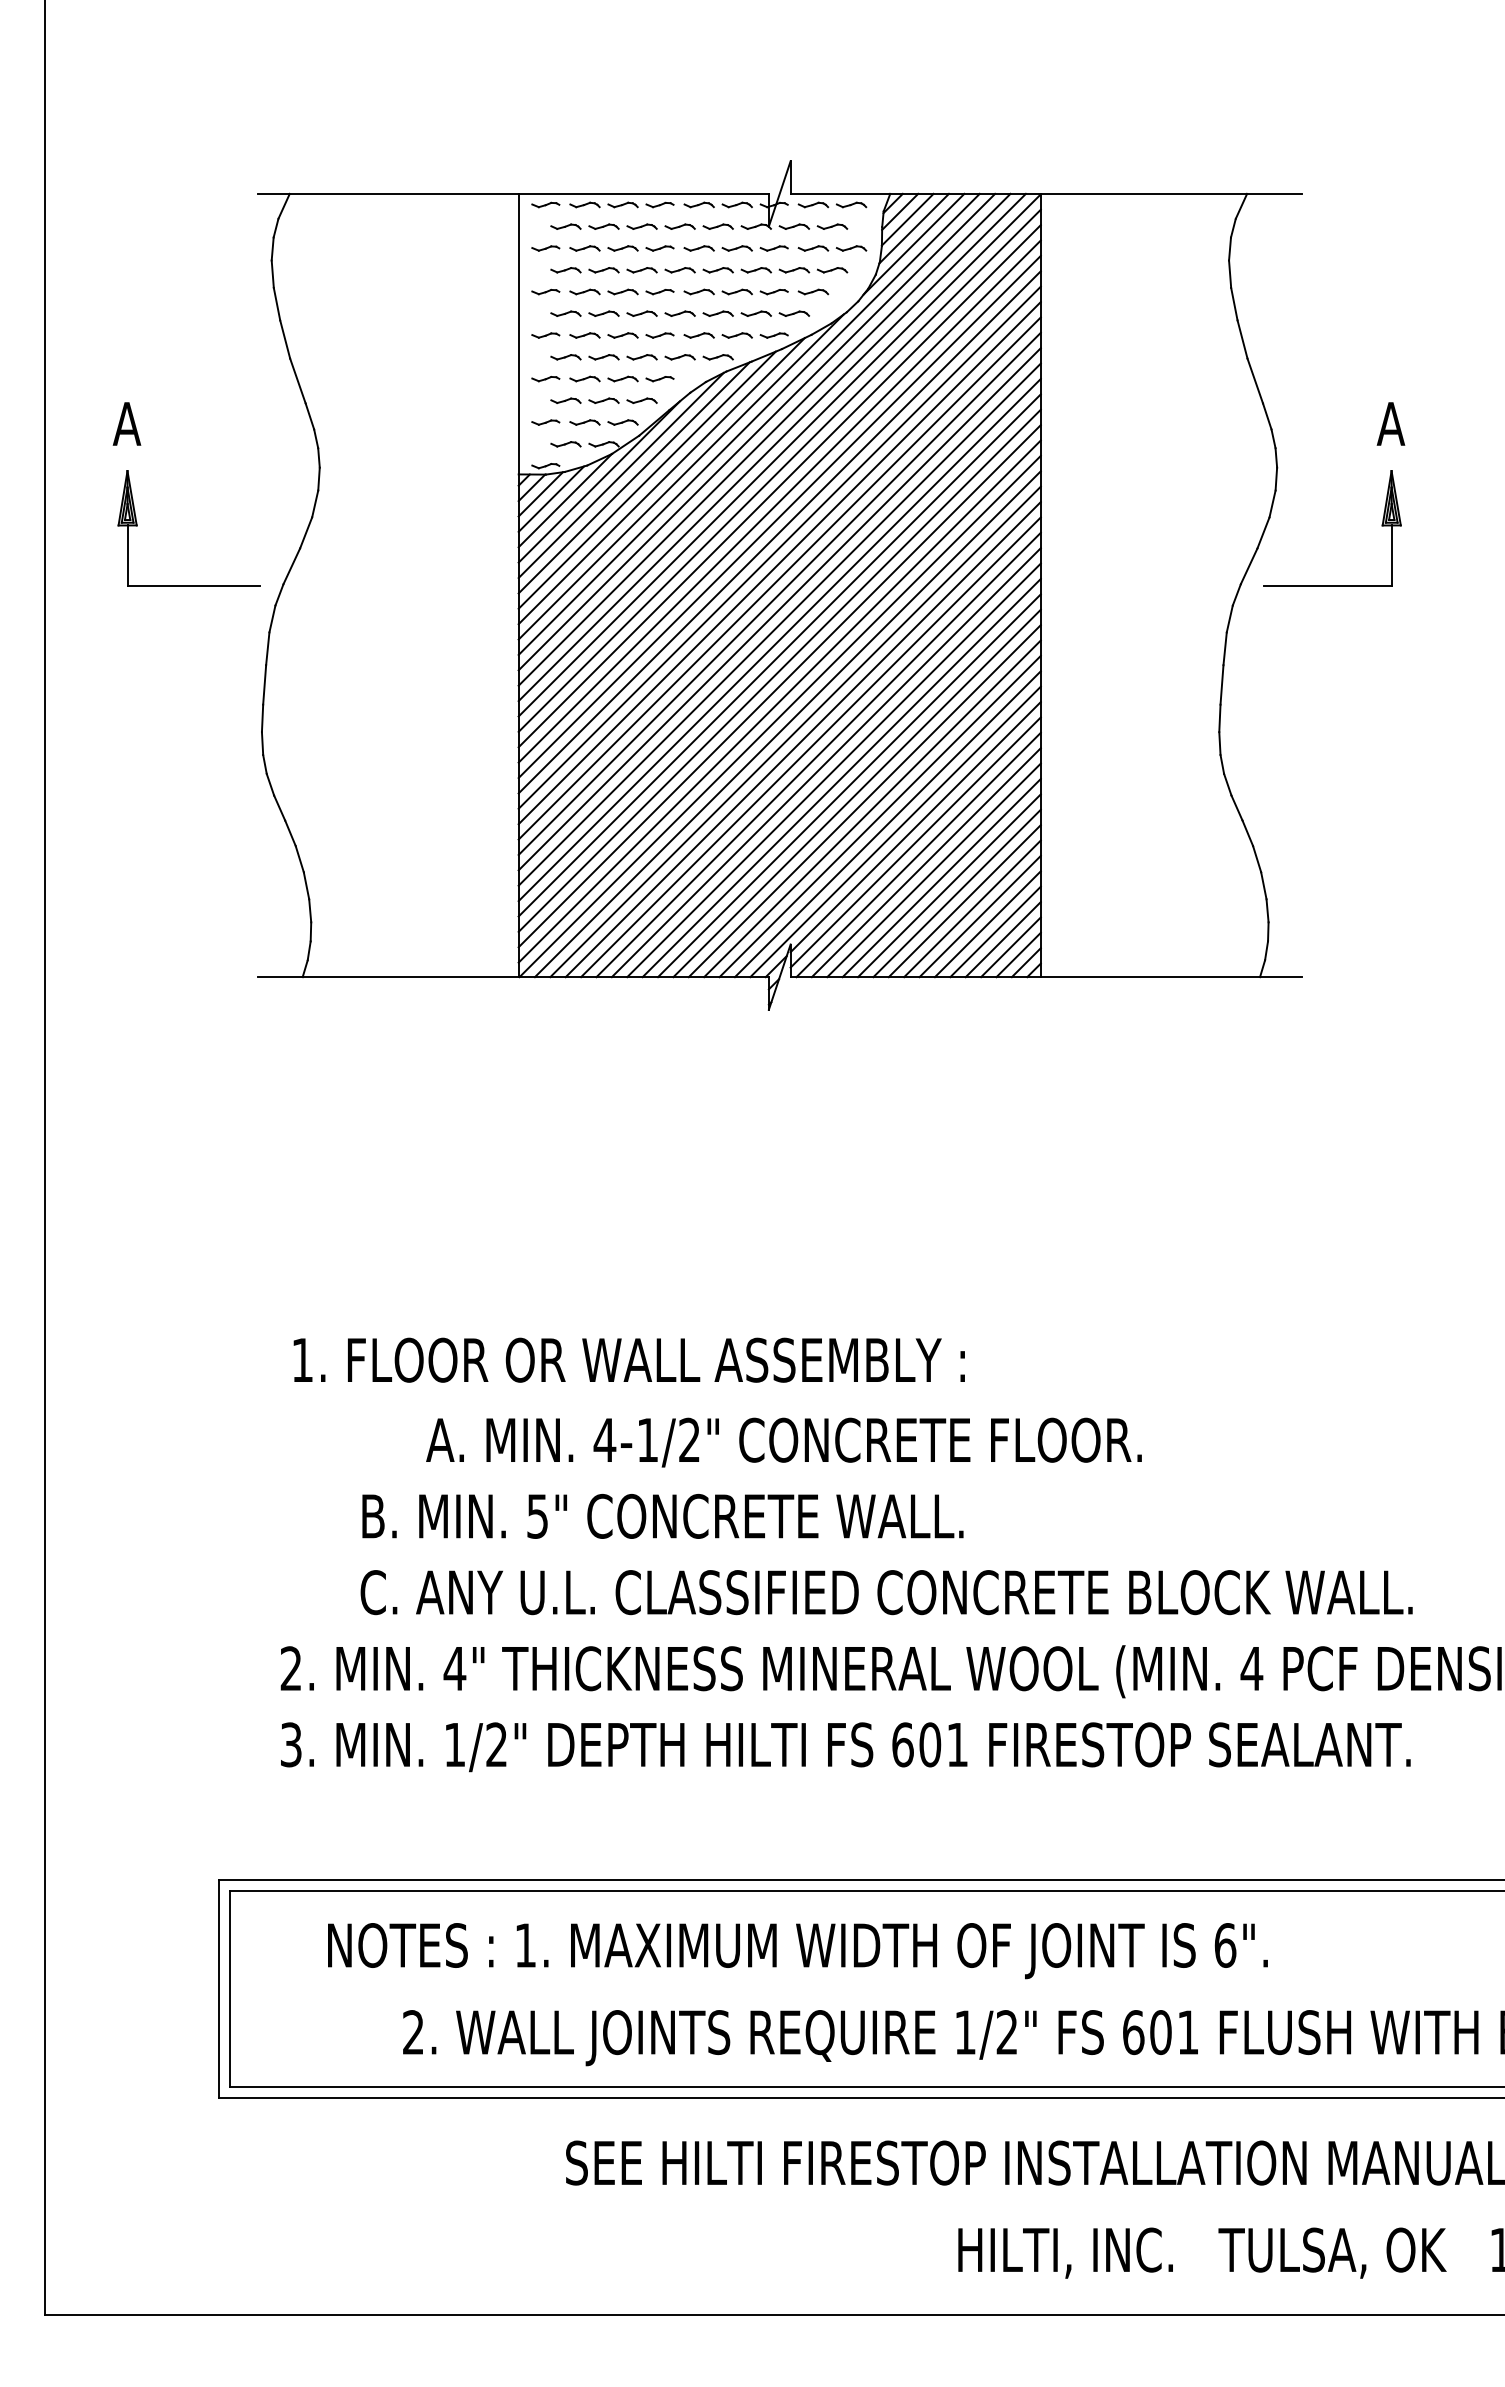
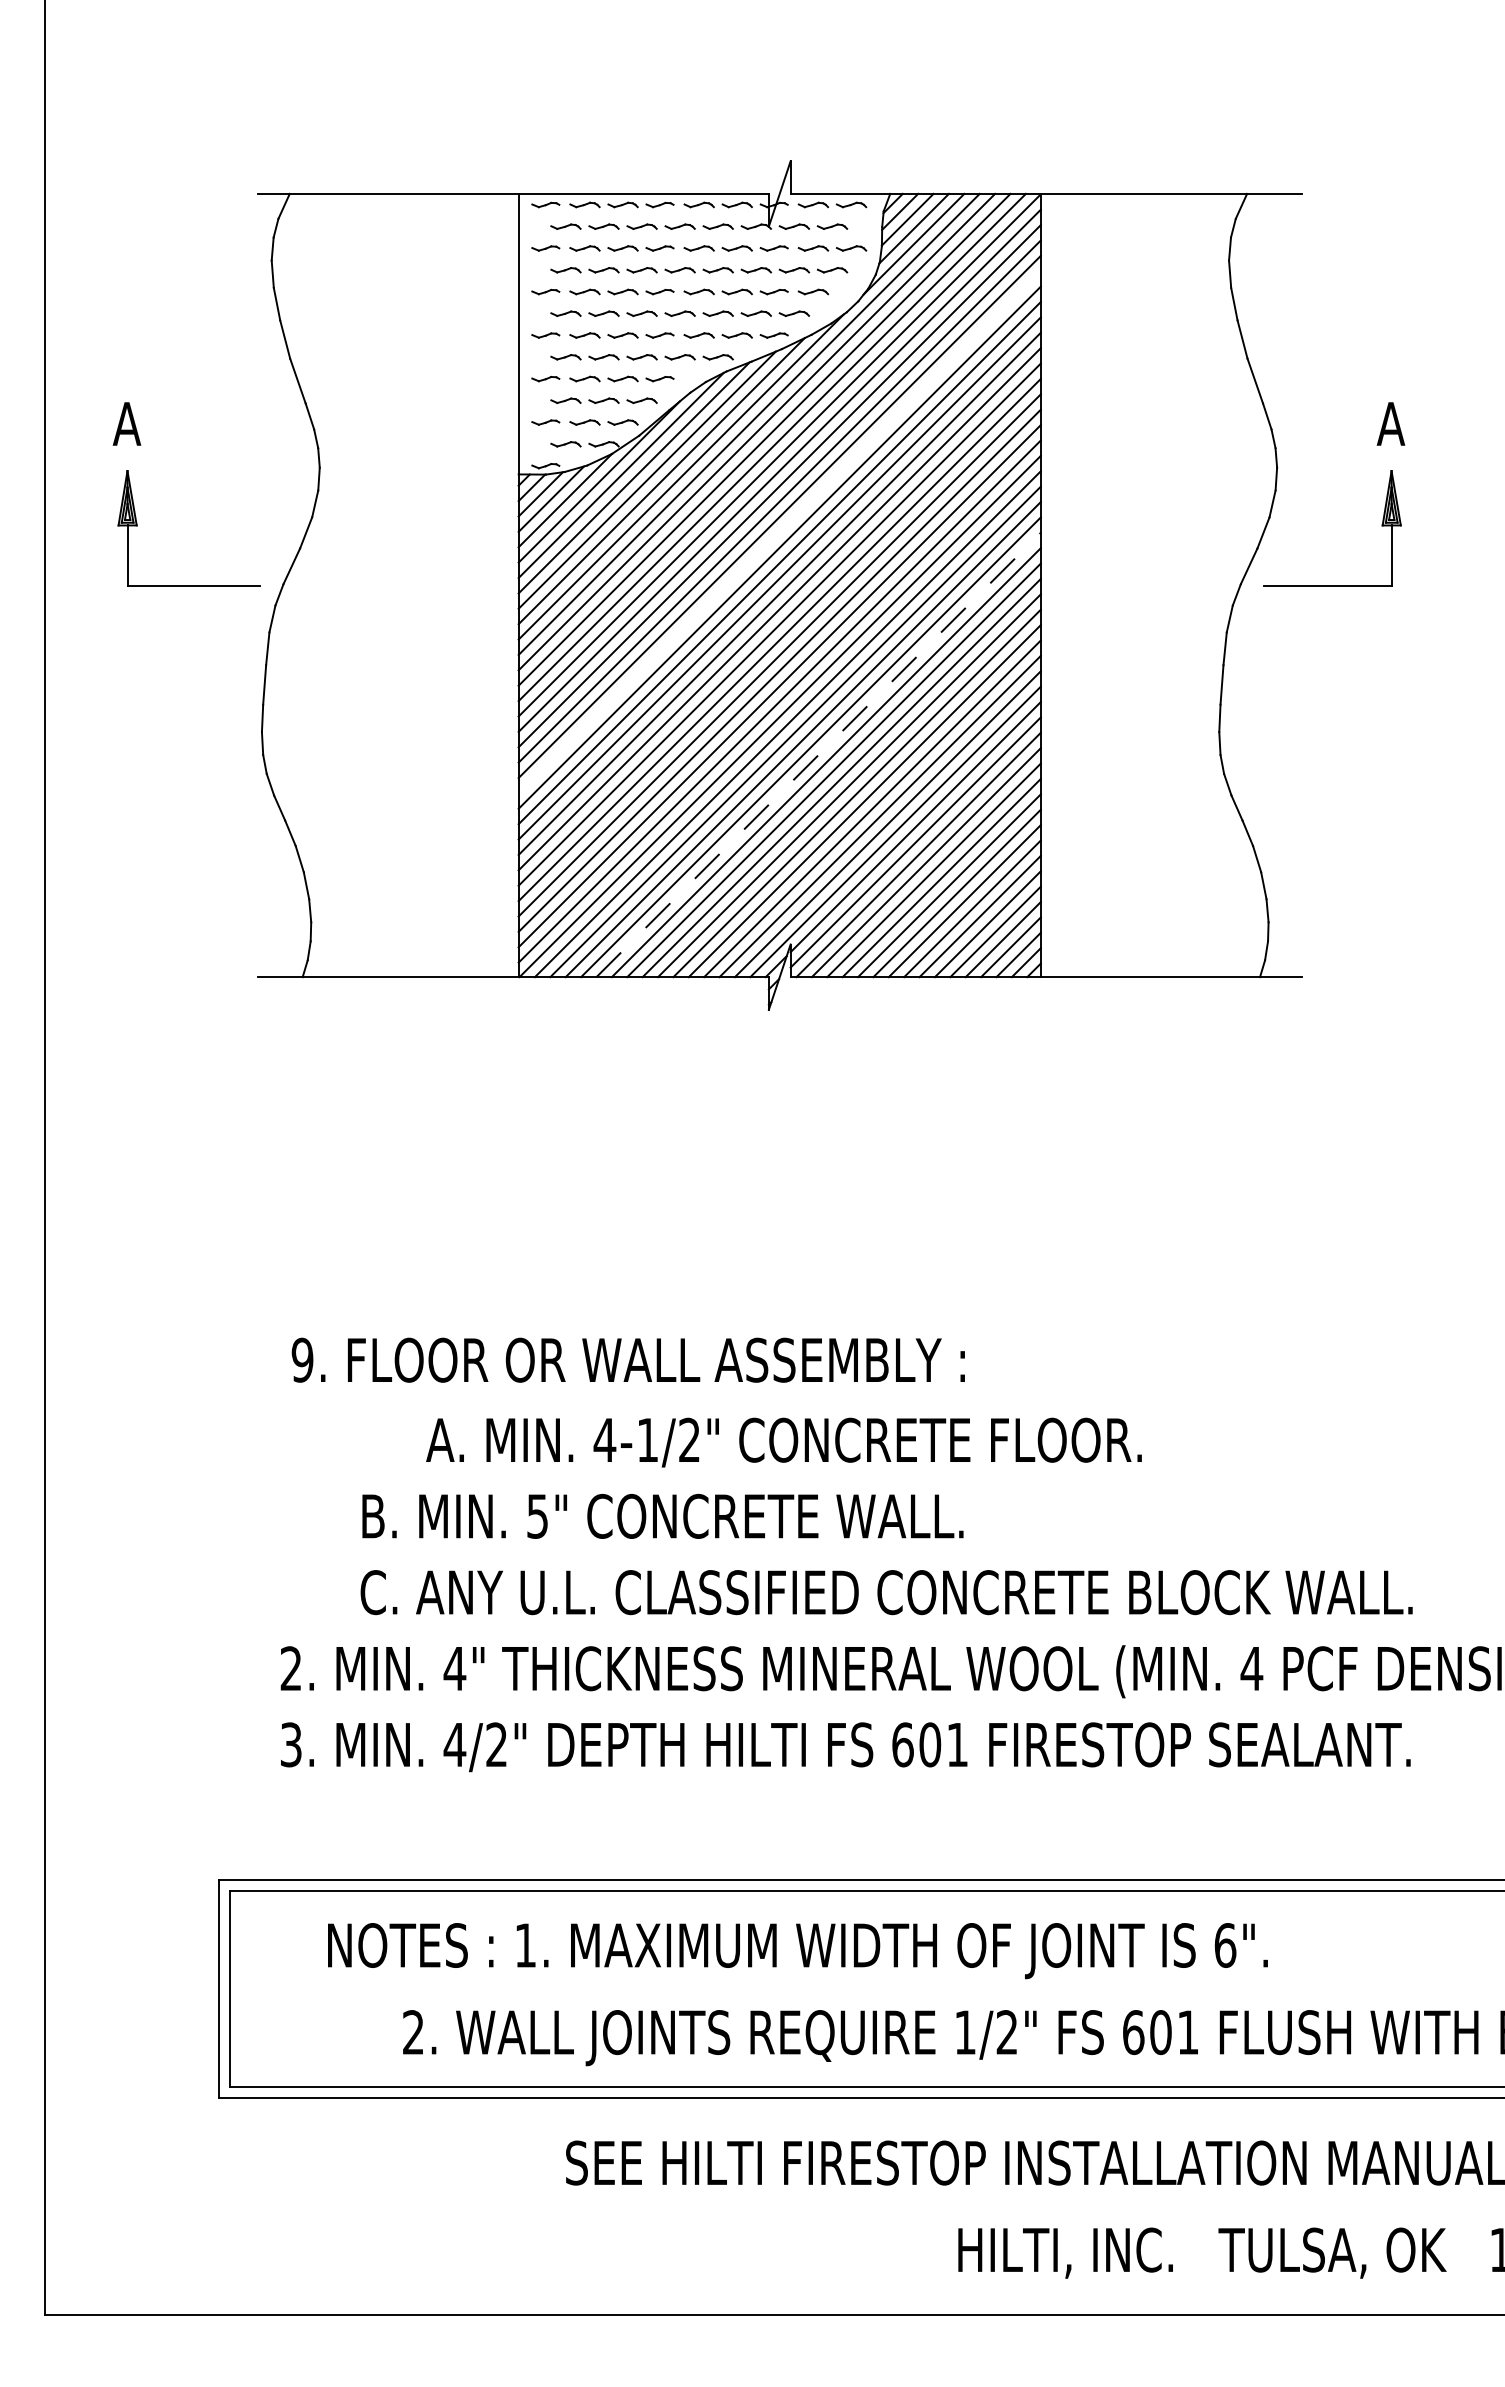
line: present -> none (779, 532)
line: solid -> dashed (819, 754)
text: 1. -> 9. (302, 1359)
text: 1/2" -> 4/2" (454, 1744)
